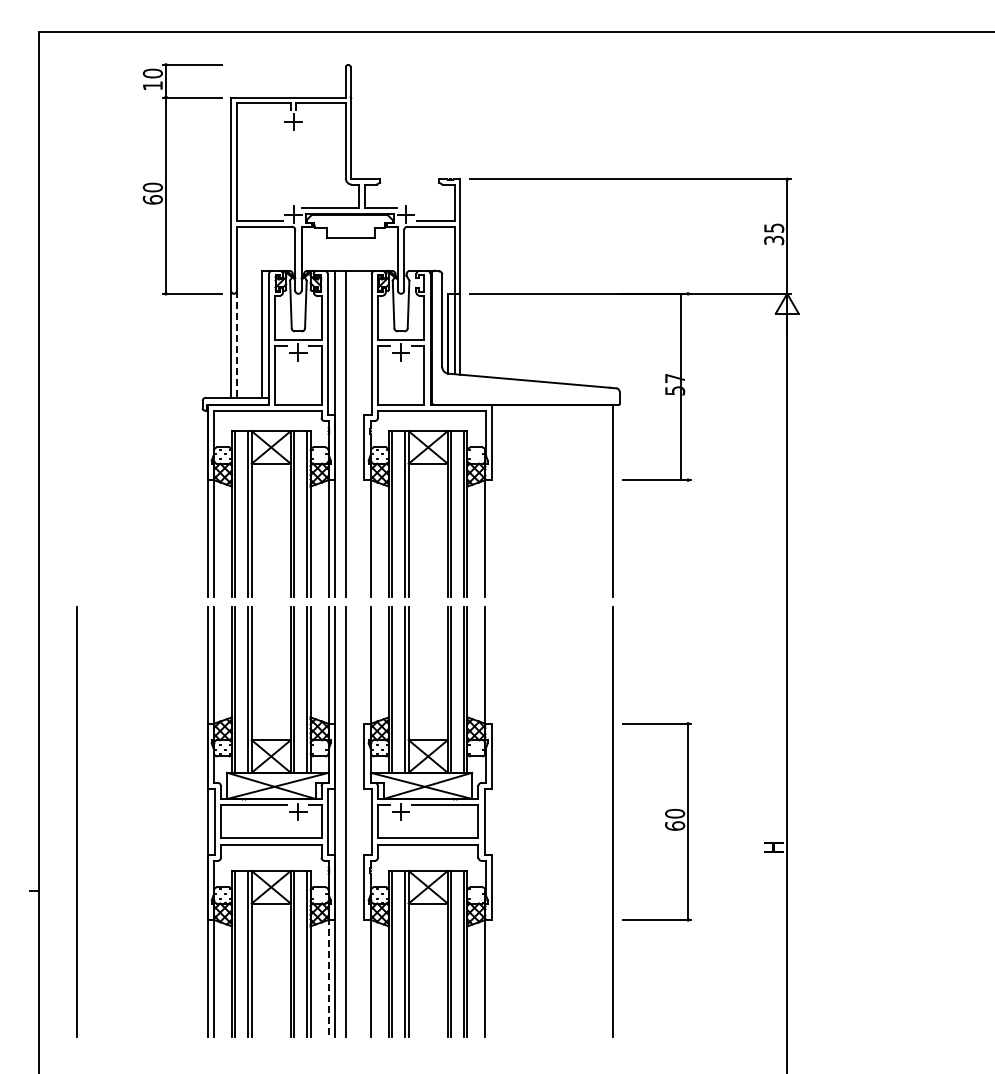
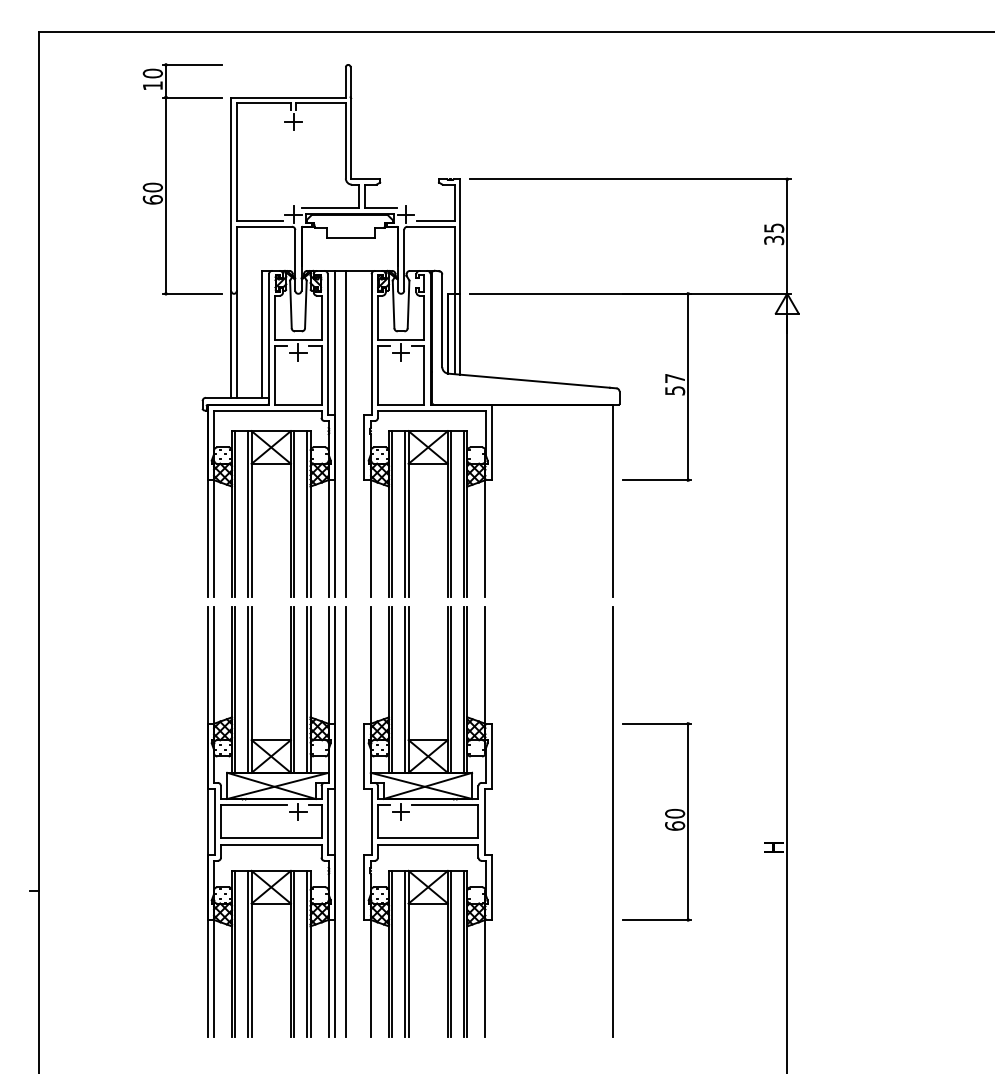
line: dashed -> solid (236, 344)
line position: (681, 386) -> (688, 386) (688, 386)
line: present -> none (76, 821)
line: dashed -> solid (328, 978)
